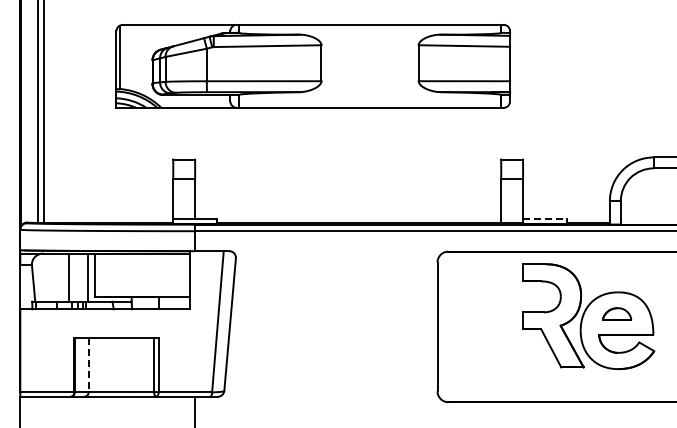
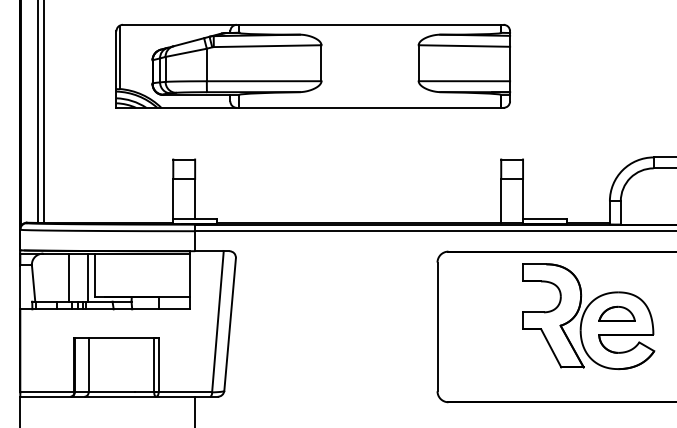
line: dashed -> solid (545, 218)
part size: 31x14 px -> 38x17 px (616, 313)
line: dashed -> solid (88, 365)
